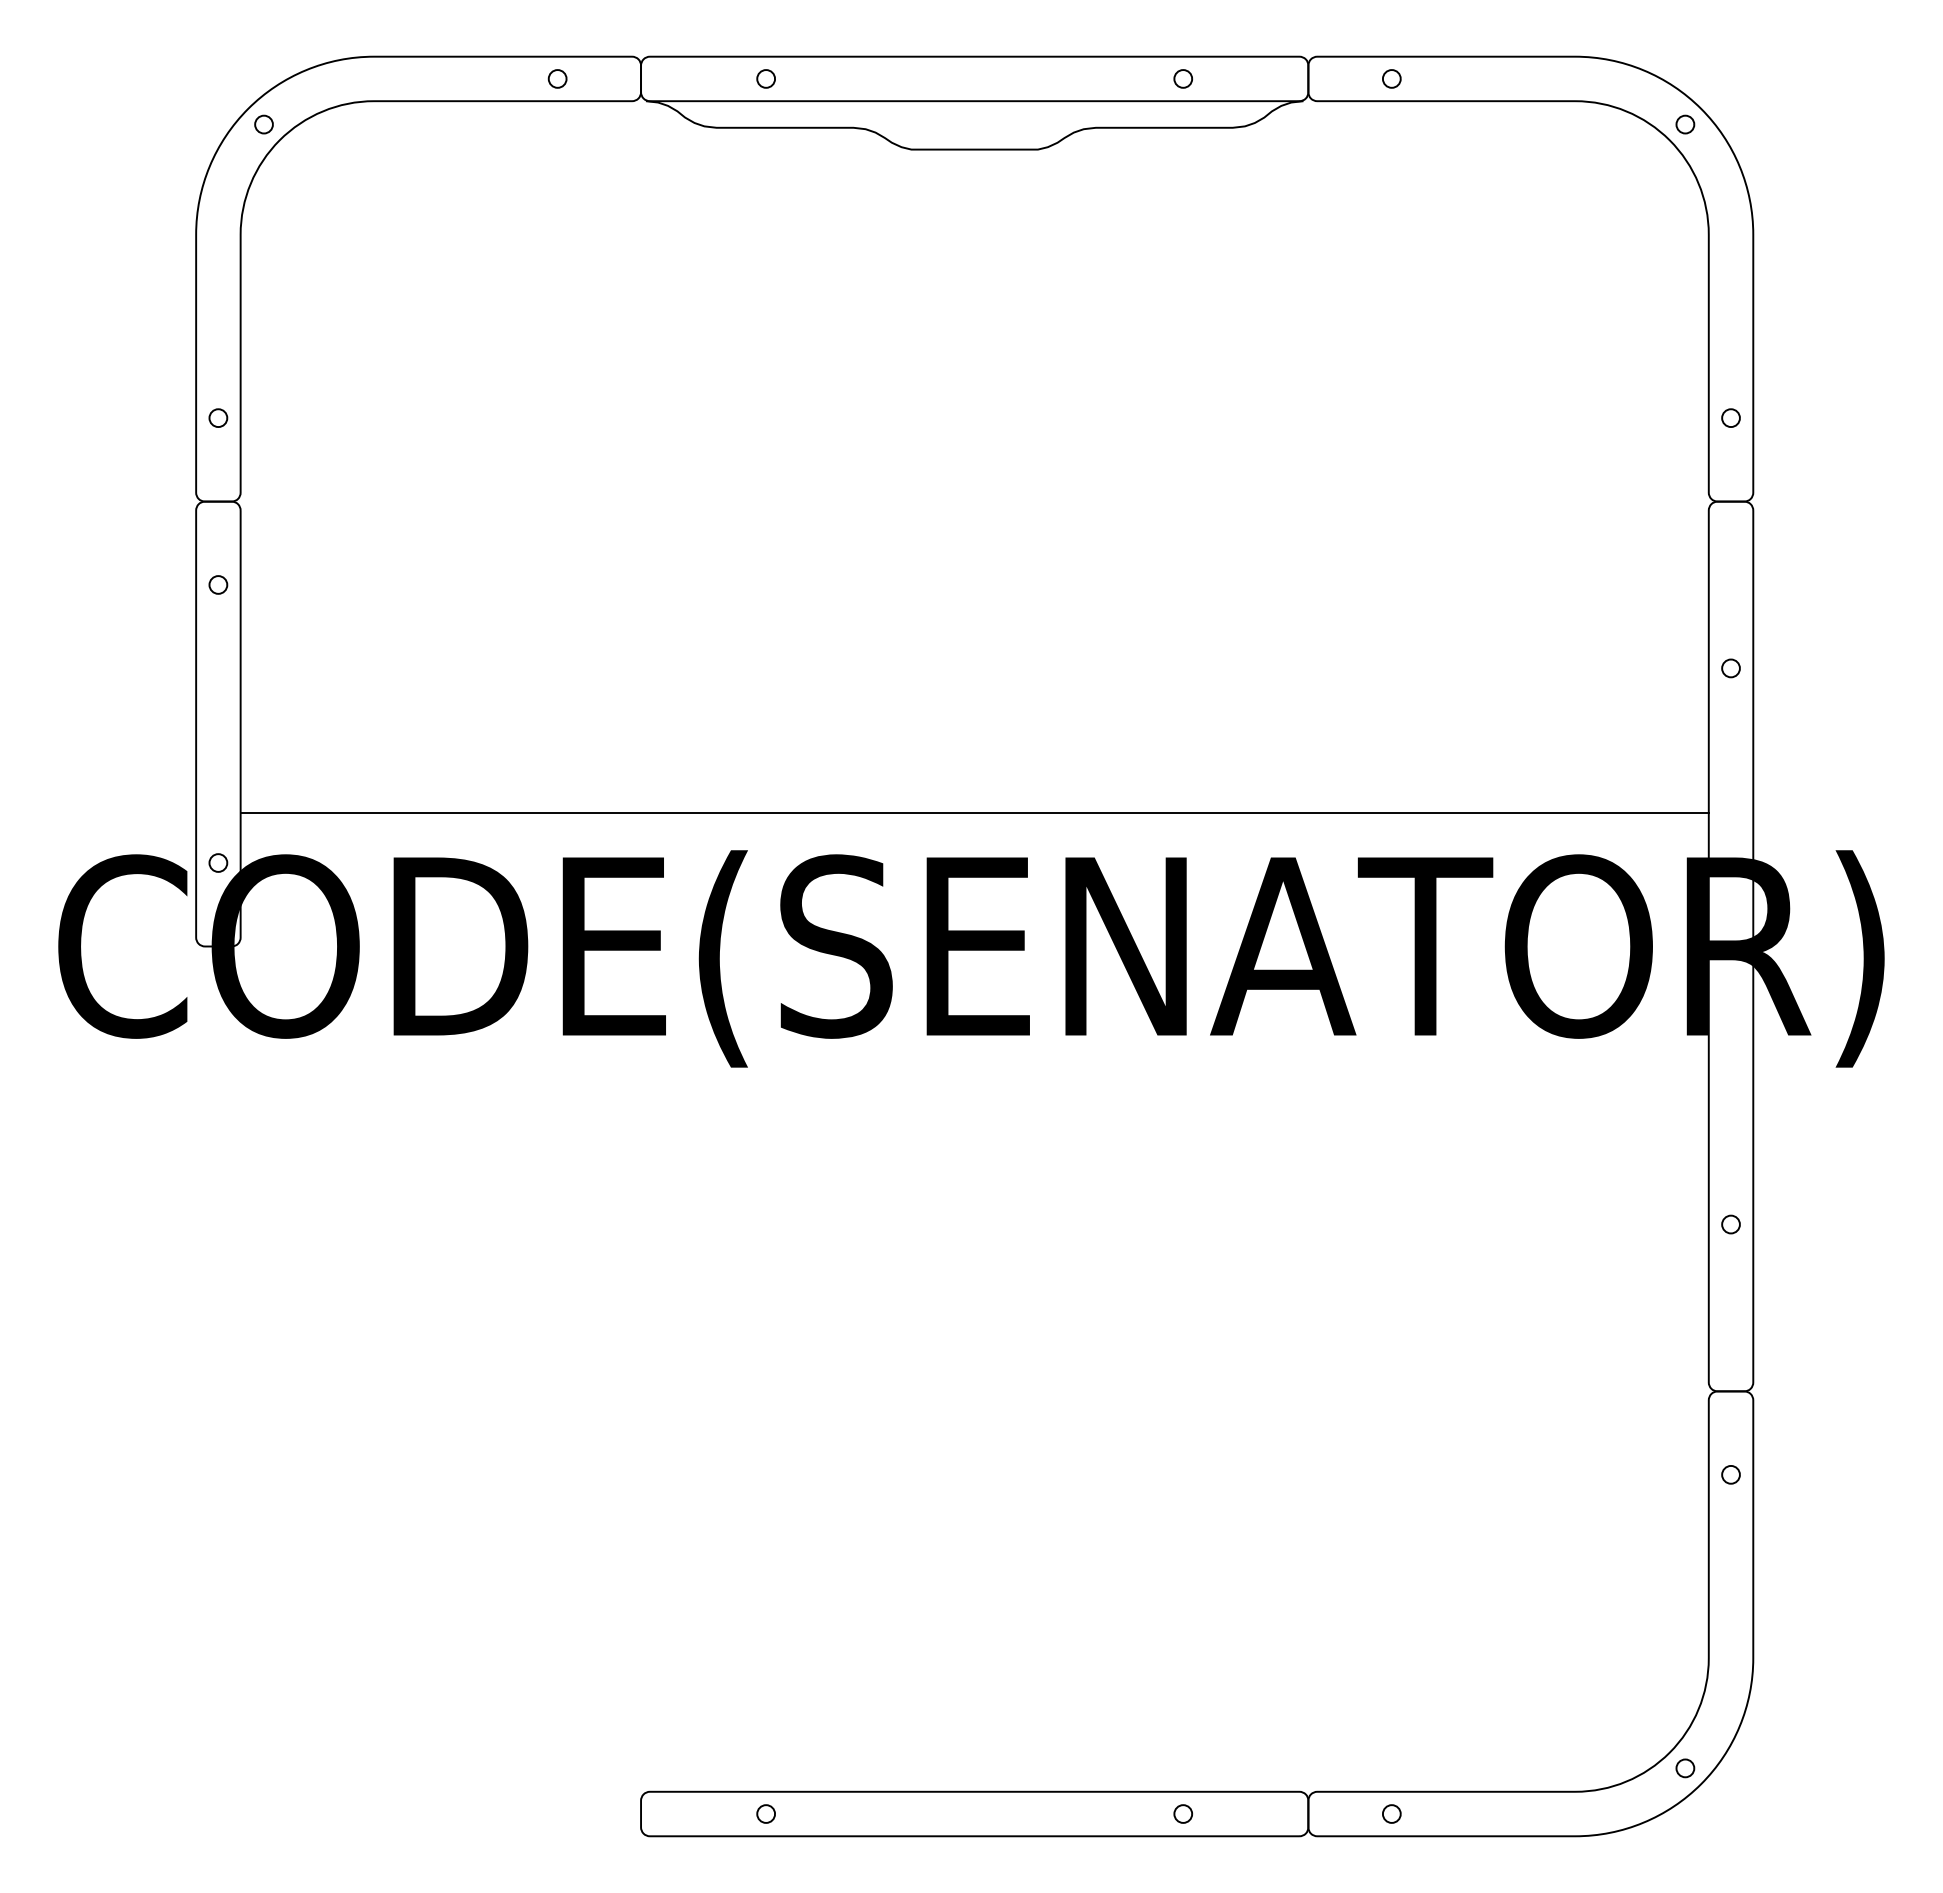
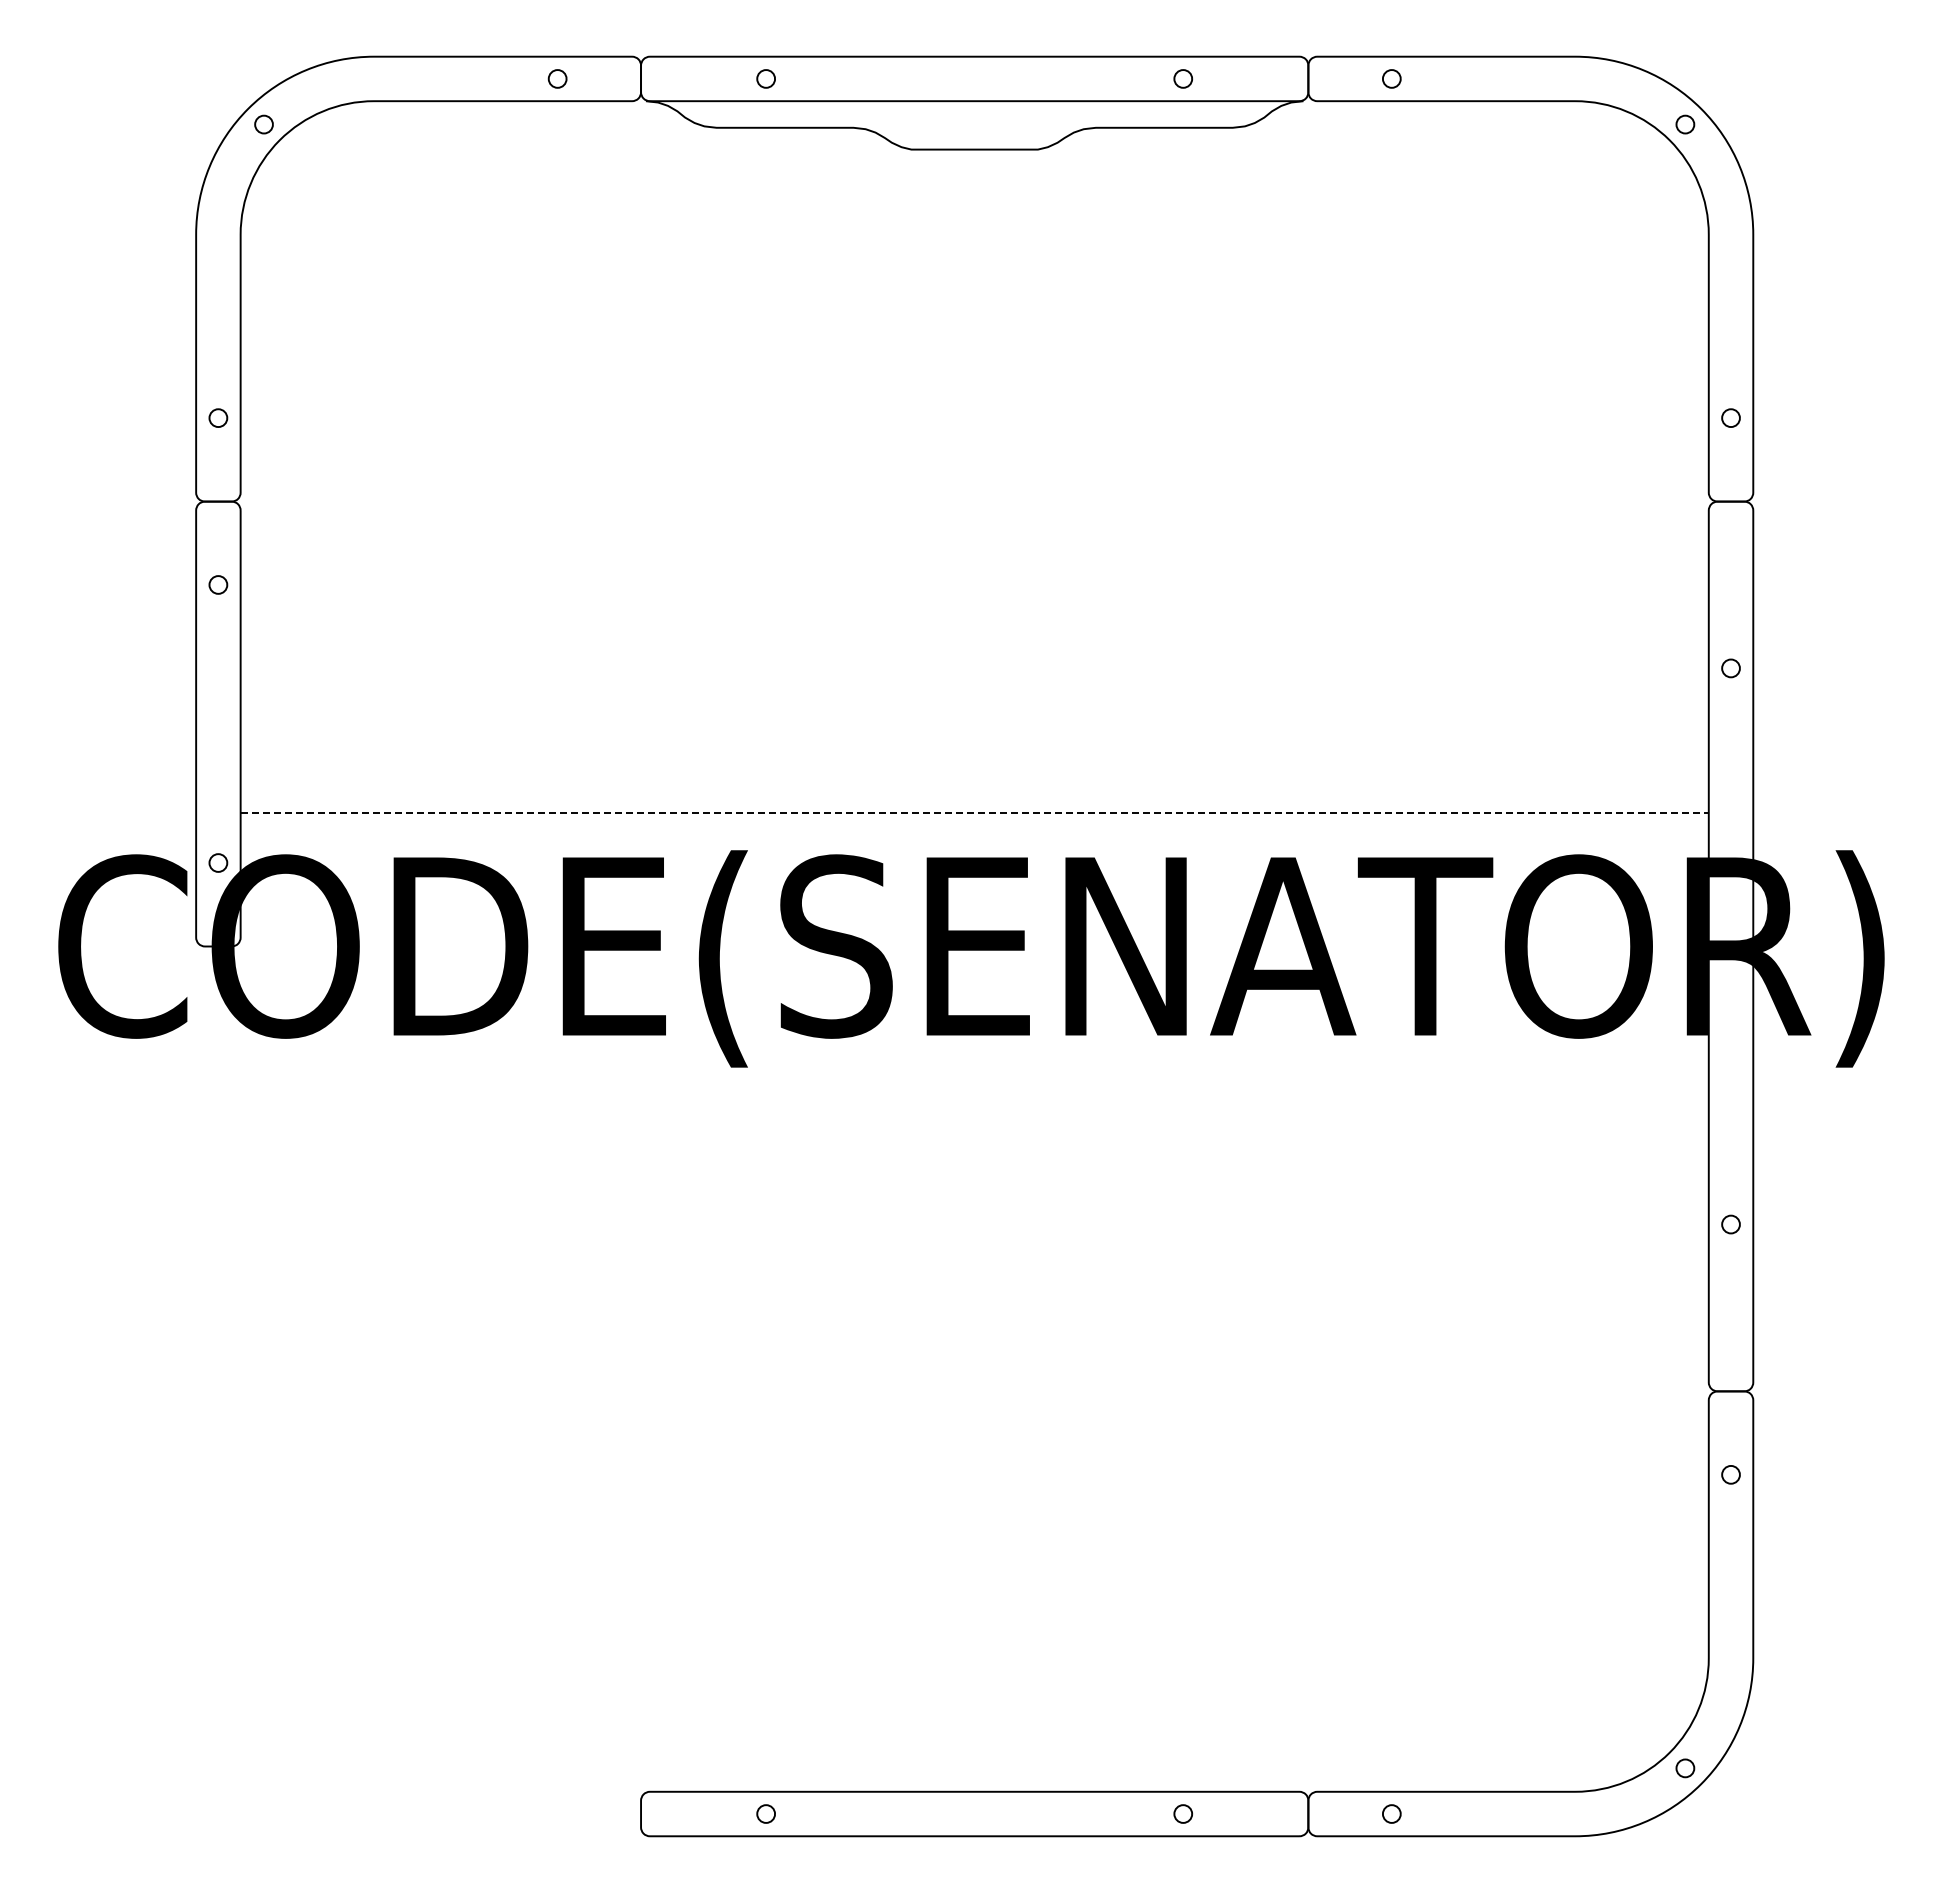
line: solid -> dashed (975, 813)
